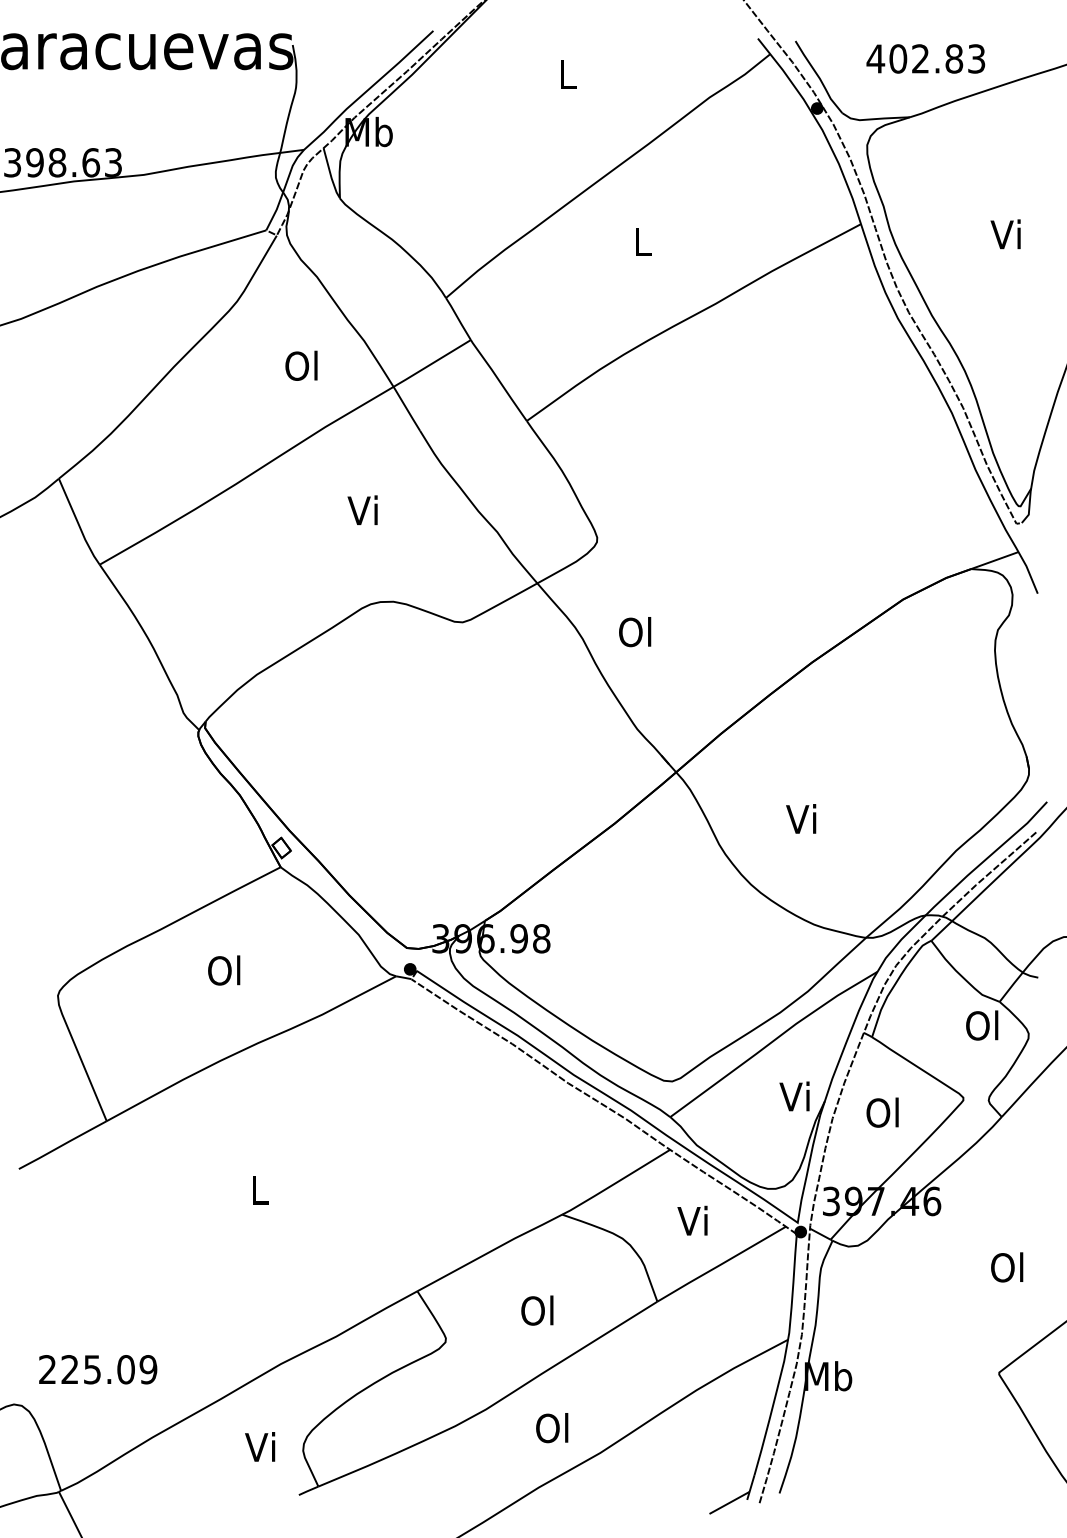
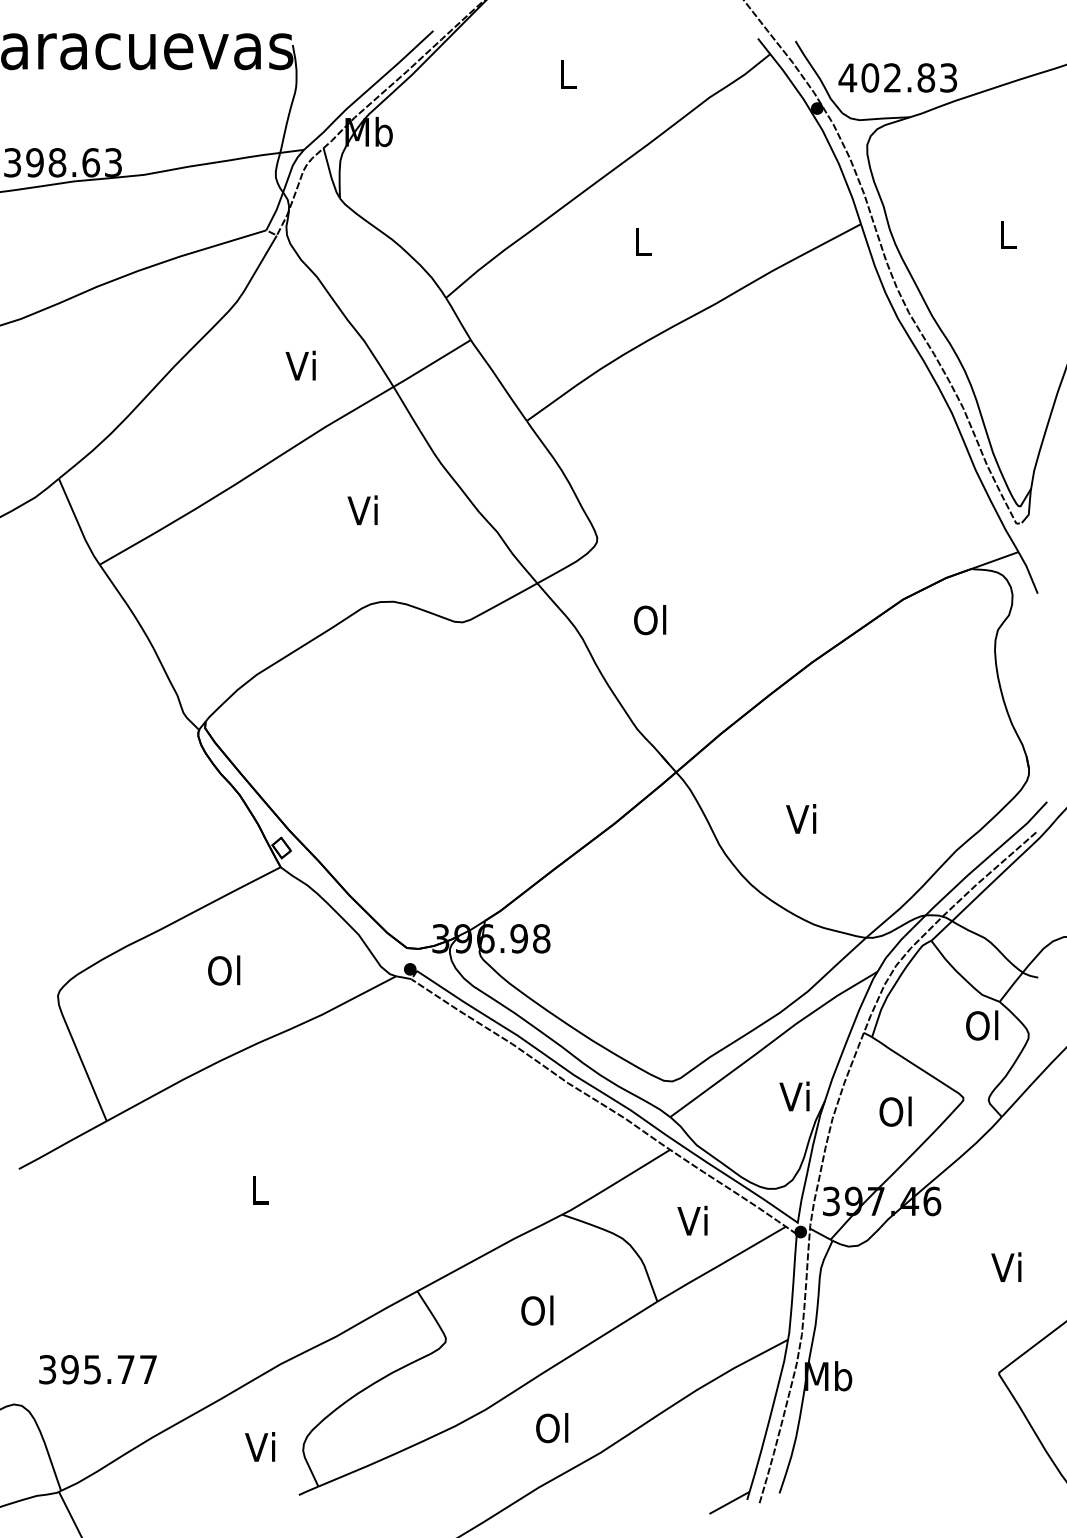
text position: (925, 58) -> (897, 77) (897, 77)
text: Vi -> L (1005, 234)
text: Ol -> Vi (301, 365)
text position: (635, 632) -> (650, 620) (650, 620)
text position: (882, 1112) -> (895, 1111) (895, 1111)
text: Ol -> Vi (1007, 1267)
text: 225.09 -> 395.77 (98, 1369)
